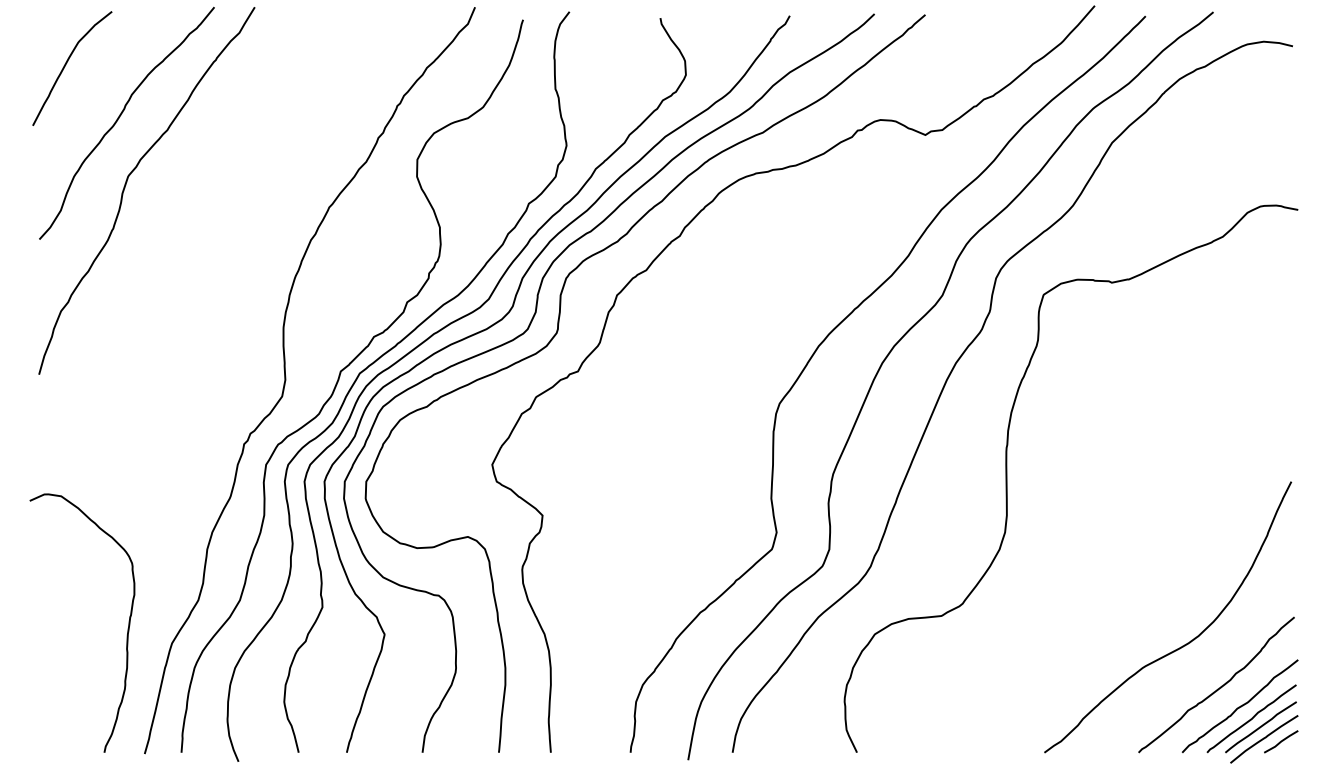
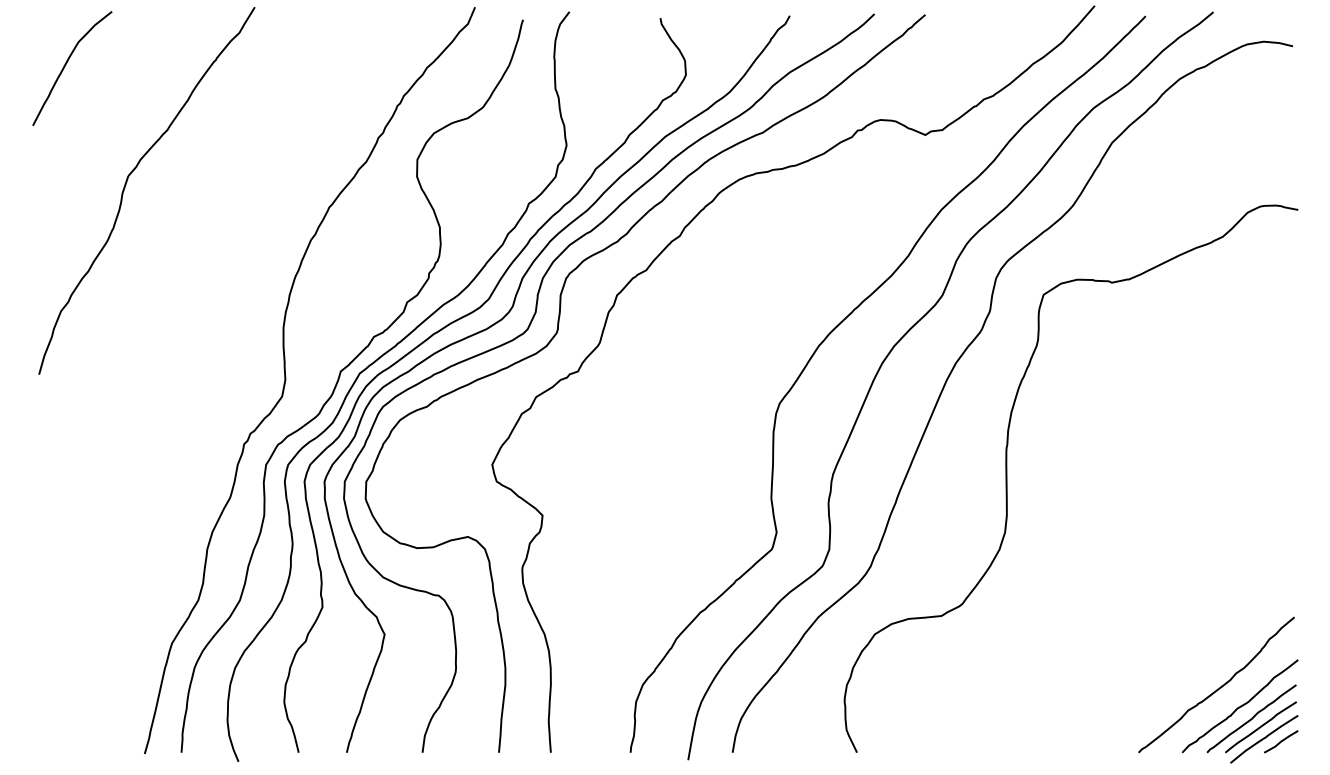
curve: present -> none (119, 118)
curve: present -> none (127, 628)
curve: present -> none (1182, 645)
